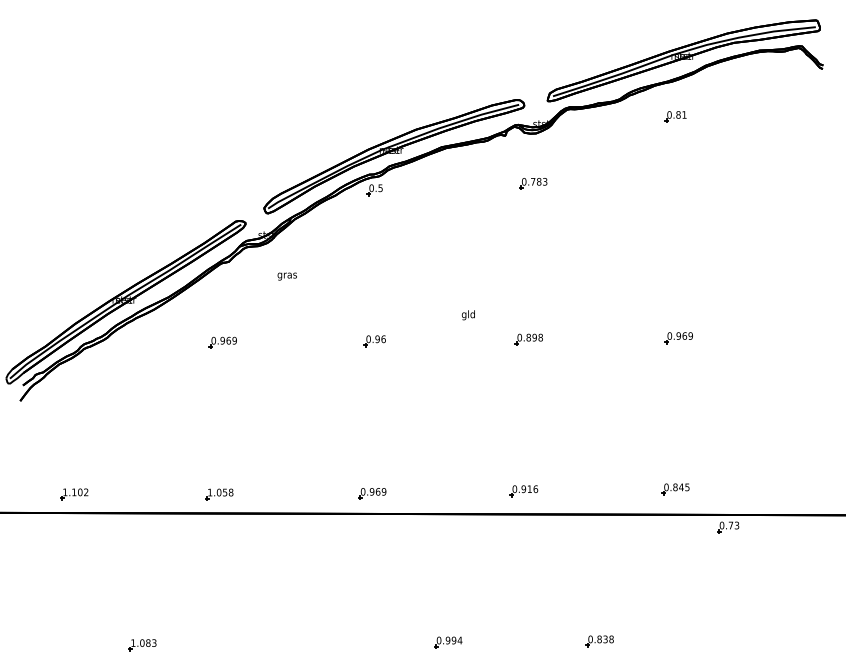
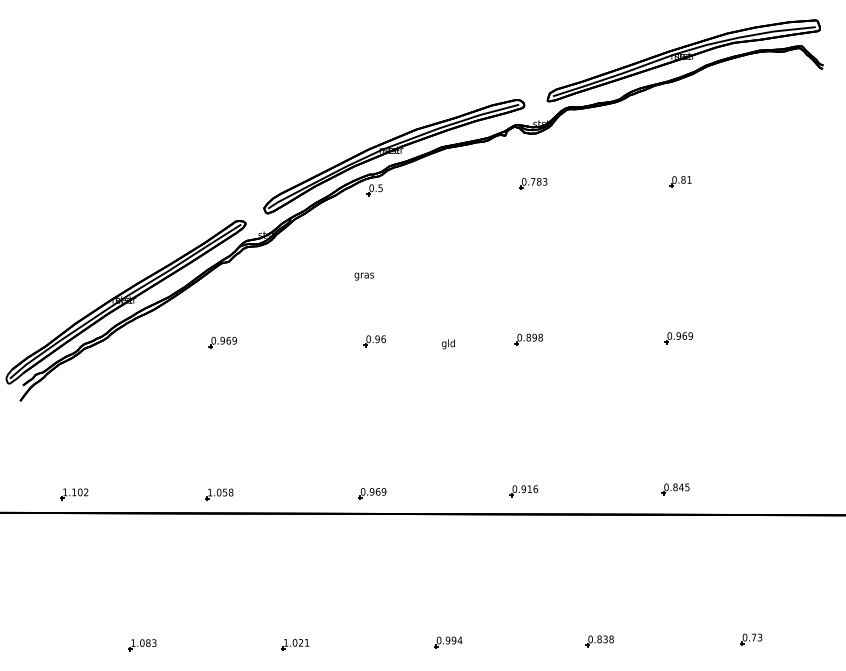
part position: (675, 116) -> (680, 181) (680, 181)
text position: (286, 276) -> (363, 276) (363, 276)
text position: (467, 315) -> (447, 344) (447, 344)
part position: (728, 527) -> (751, 639) (751, 639)
part: none -> present (295, 644)
